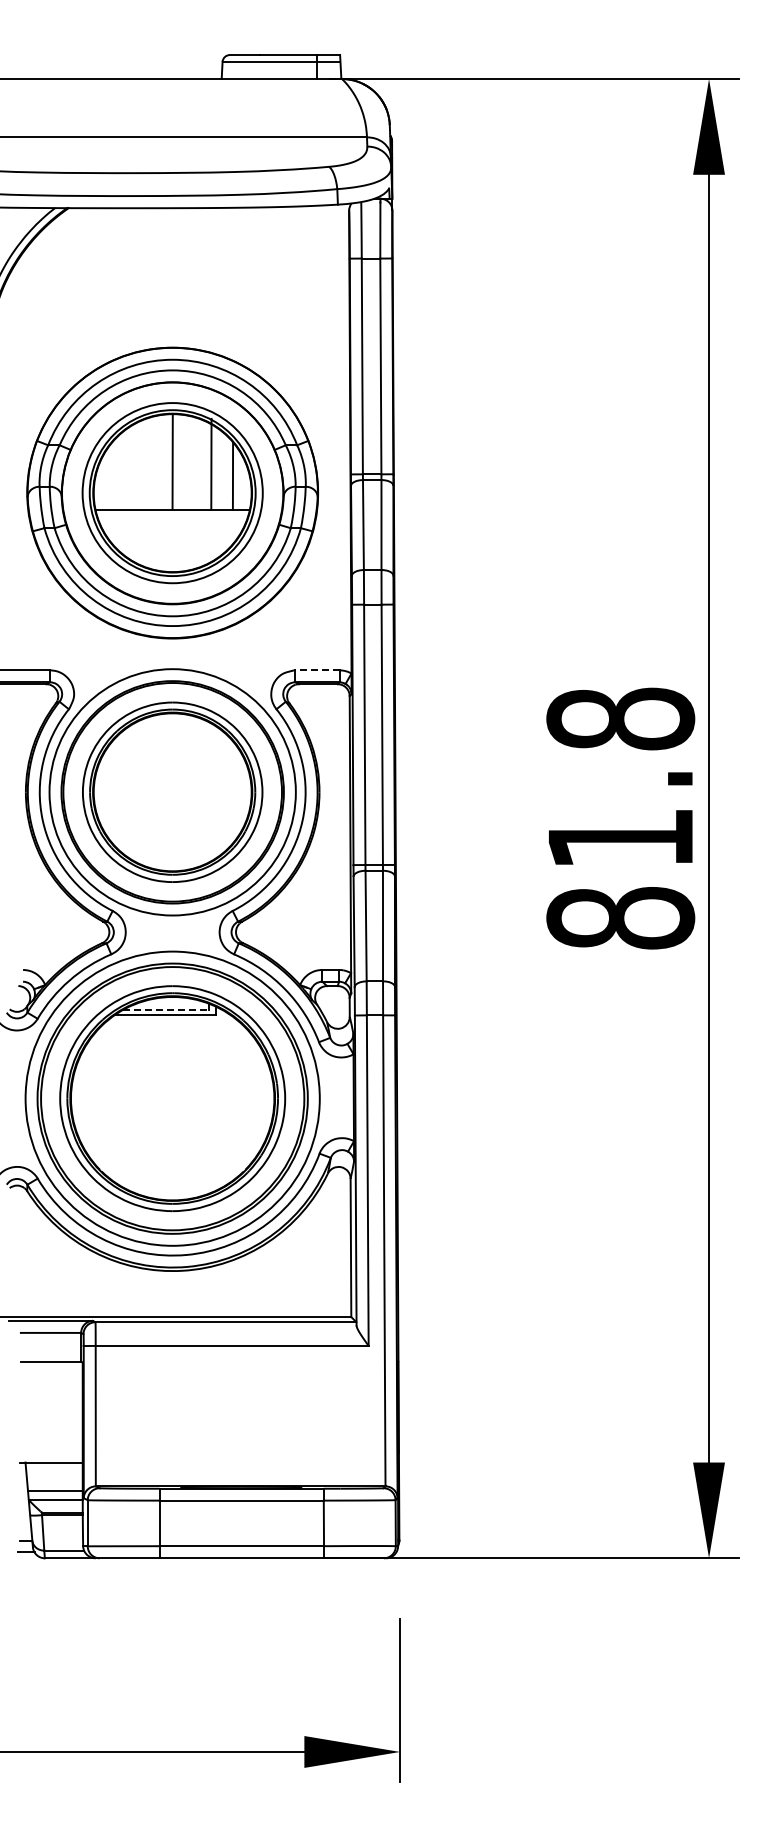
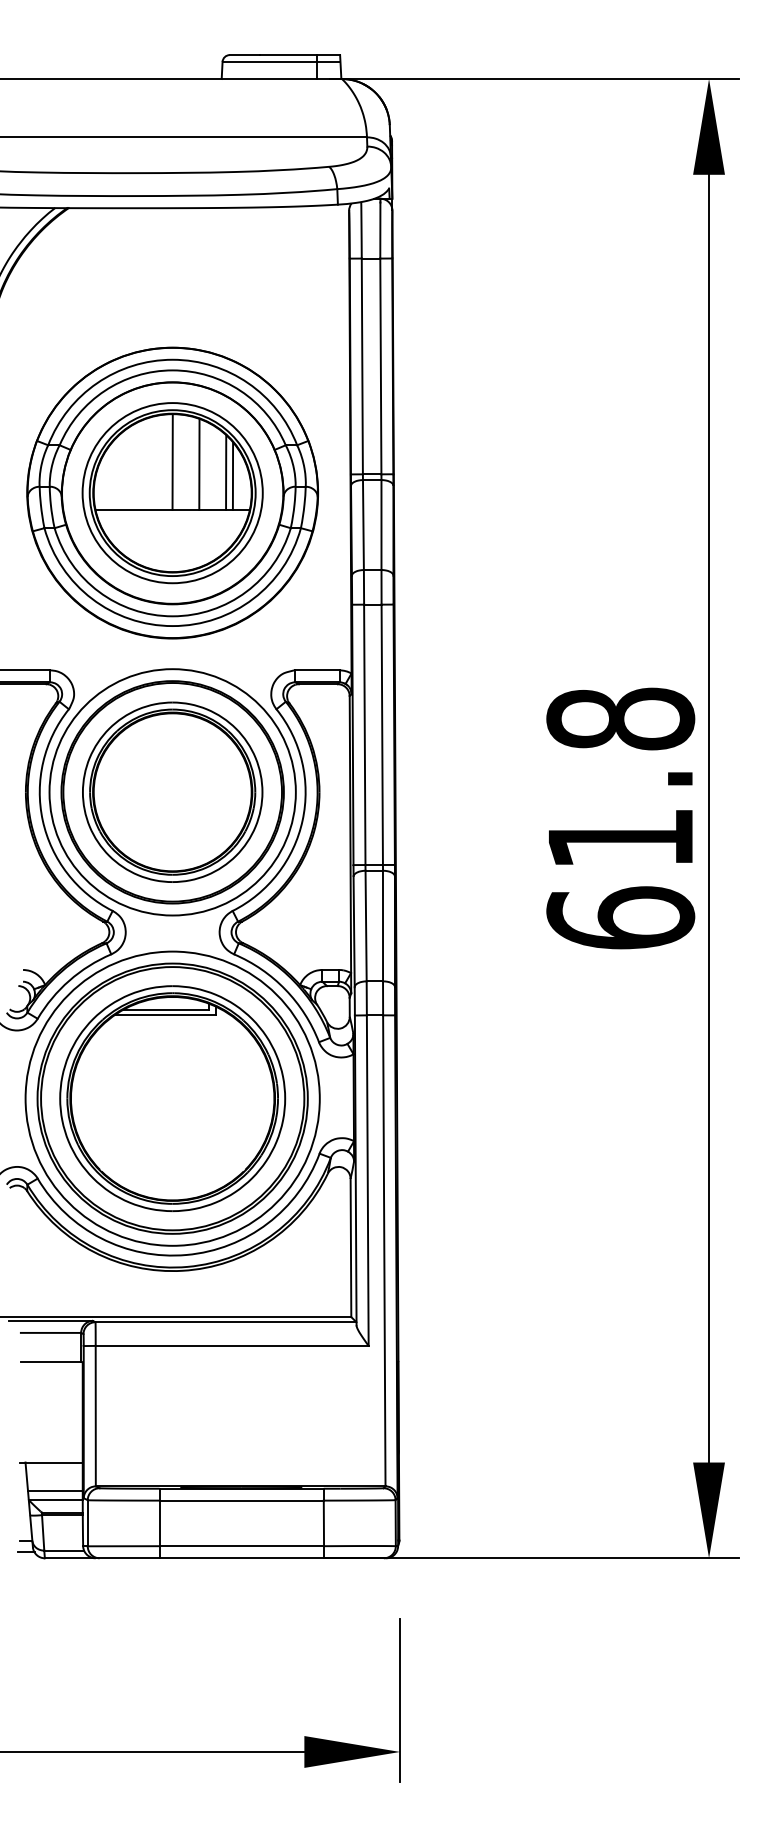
line position: (211, 463) -> (199, 463) (199, 463)
line: none -> present (226, 472)
line: dashed -> solid (316, 670)
text: 81.8 -> 61.8 (620, 917)
line: dashed -> solid (165, 1010)
